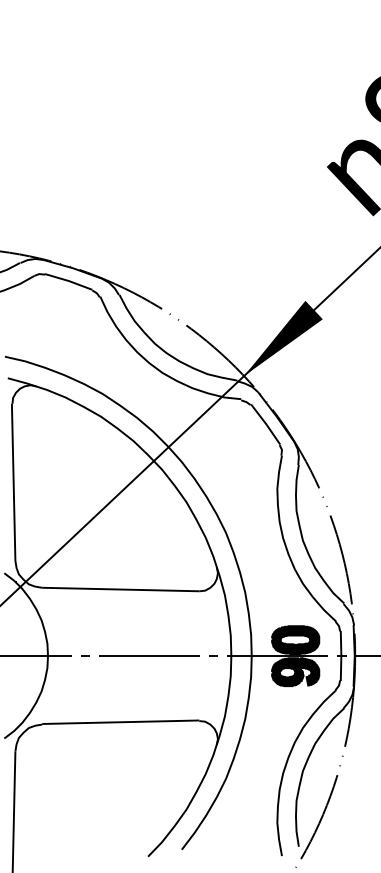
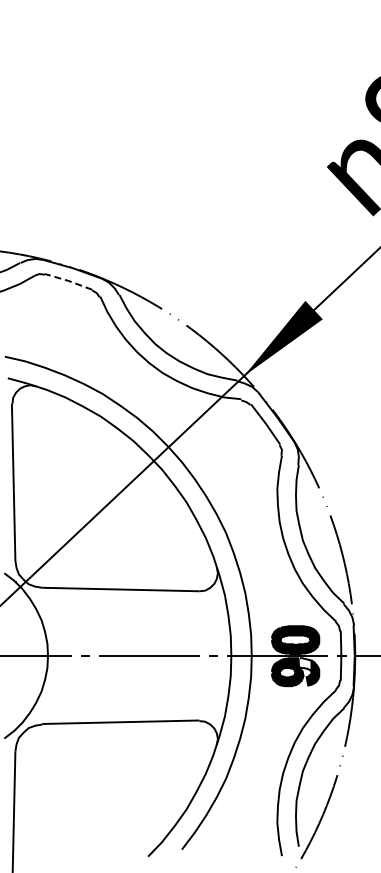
line: solid -> dashed (68, 281)
fill: present -> none (304, 665)
